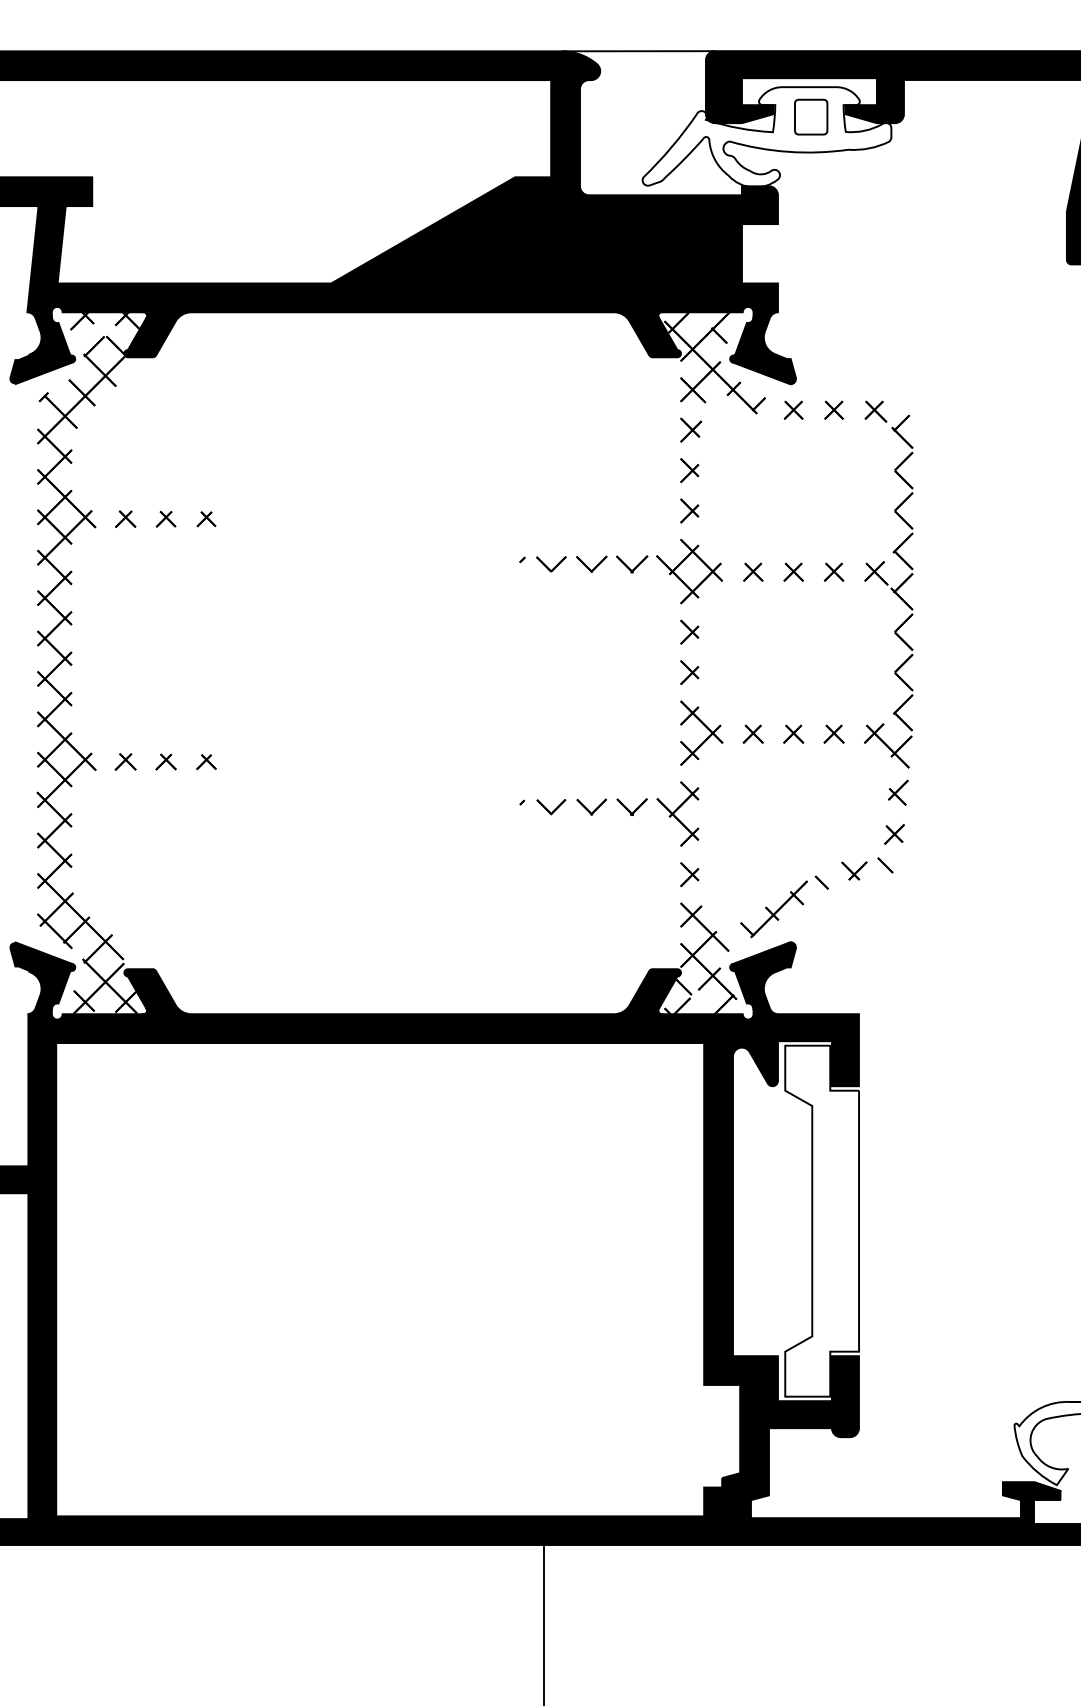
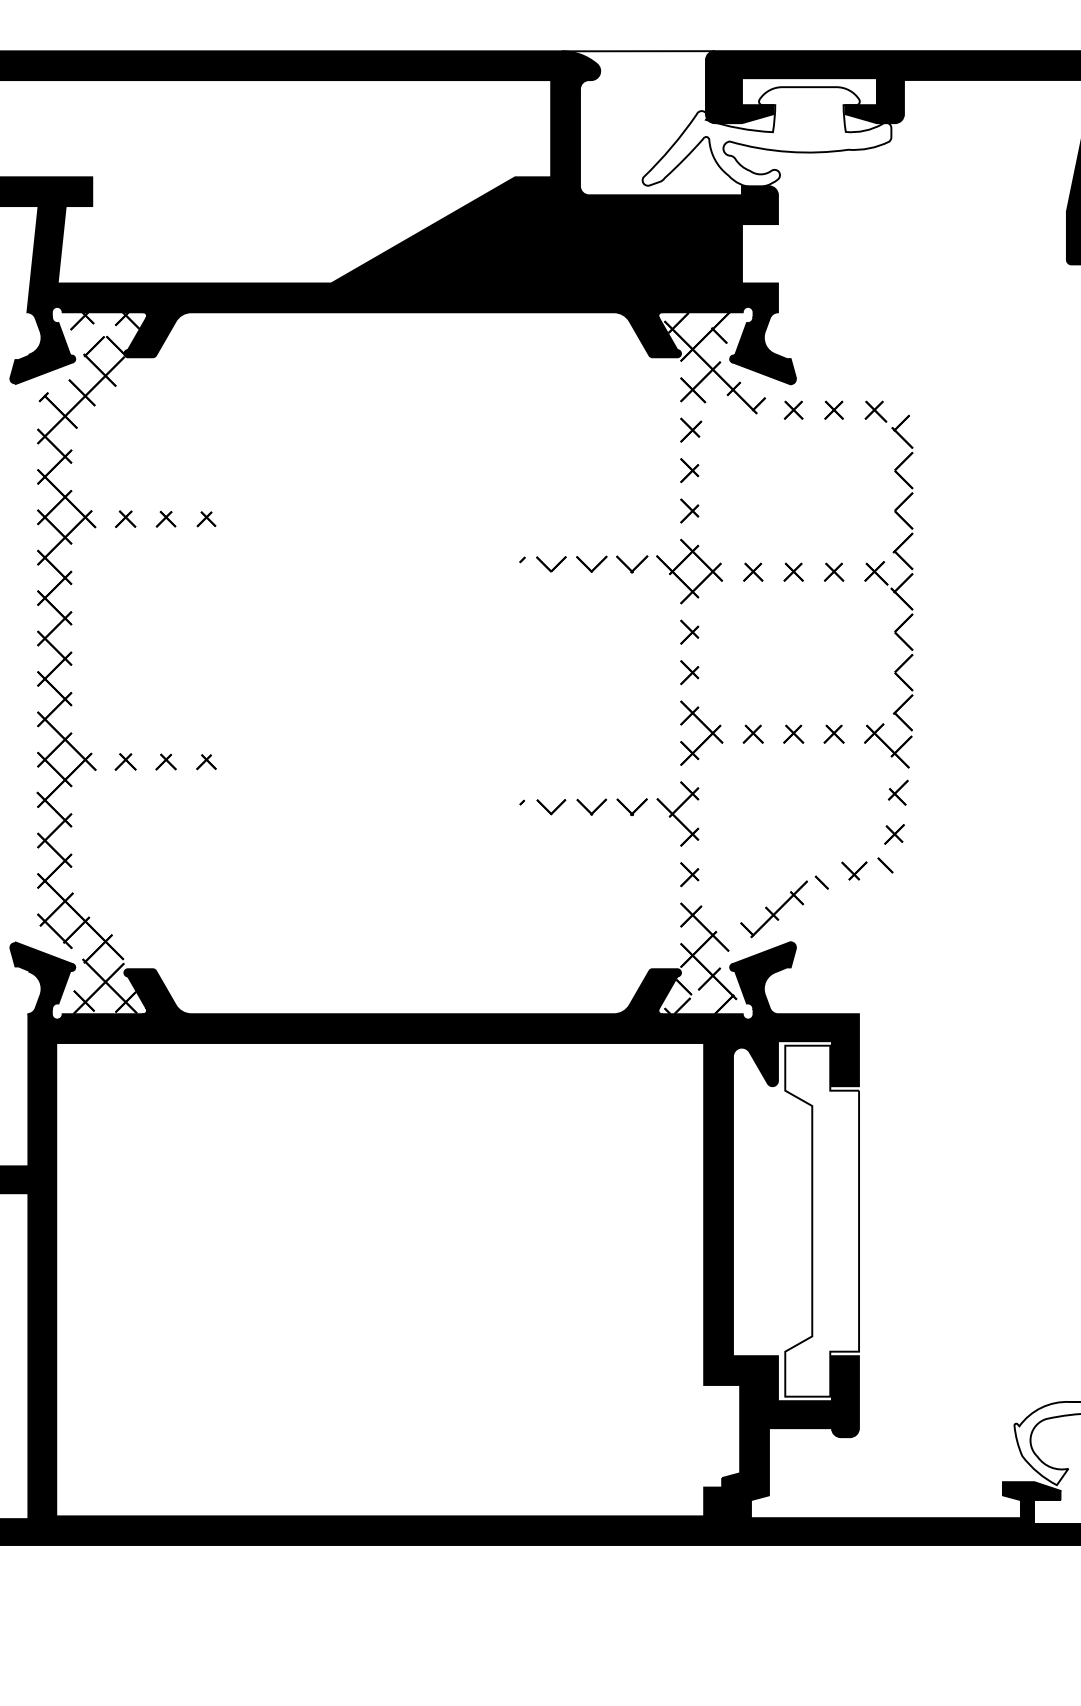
part: present -> none (811, 116)
line: present -> none (544, 1623)
